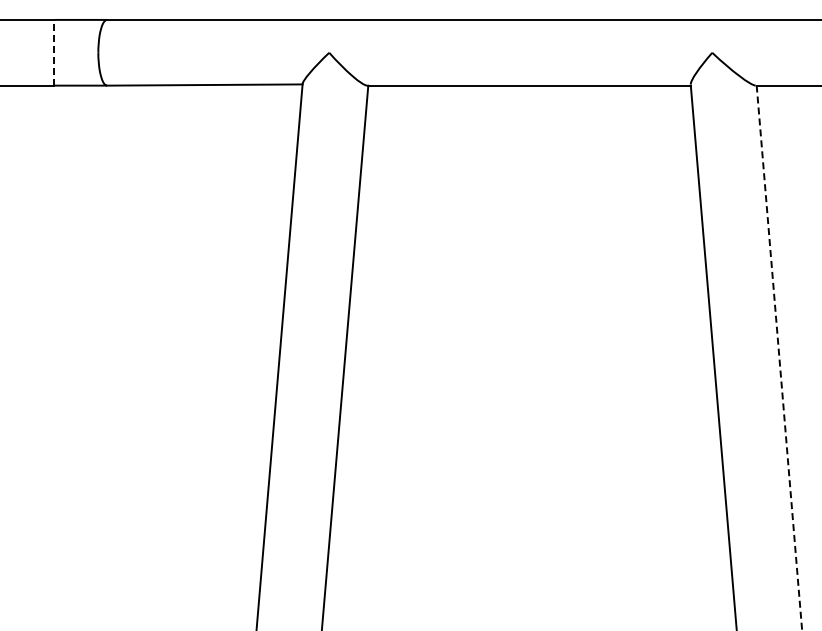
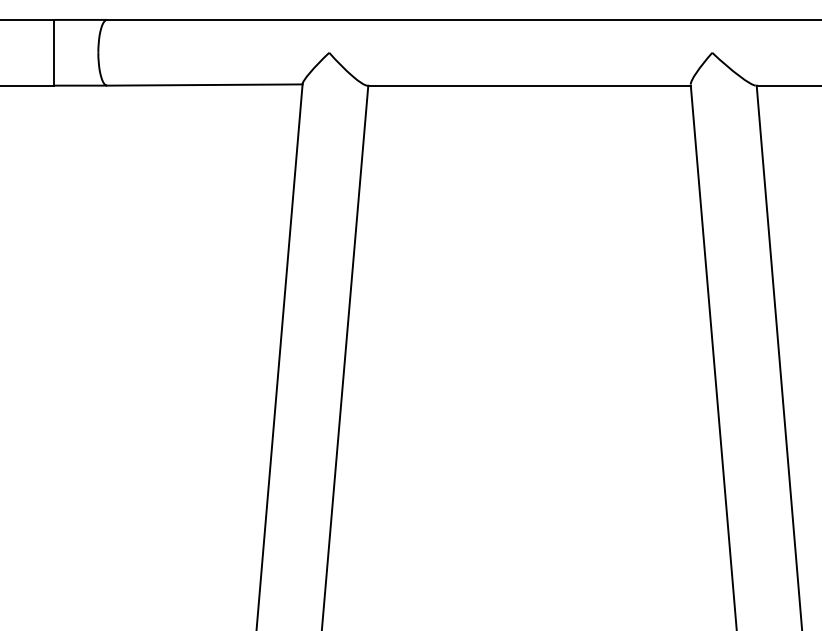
line: dashed -> solid (54, 52)
line: dashed -> solid (779, 357)
